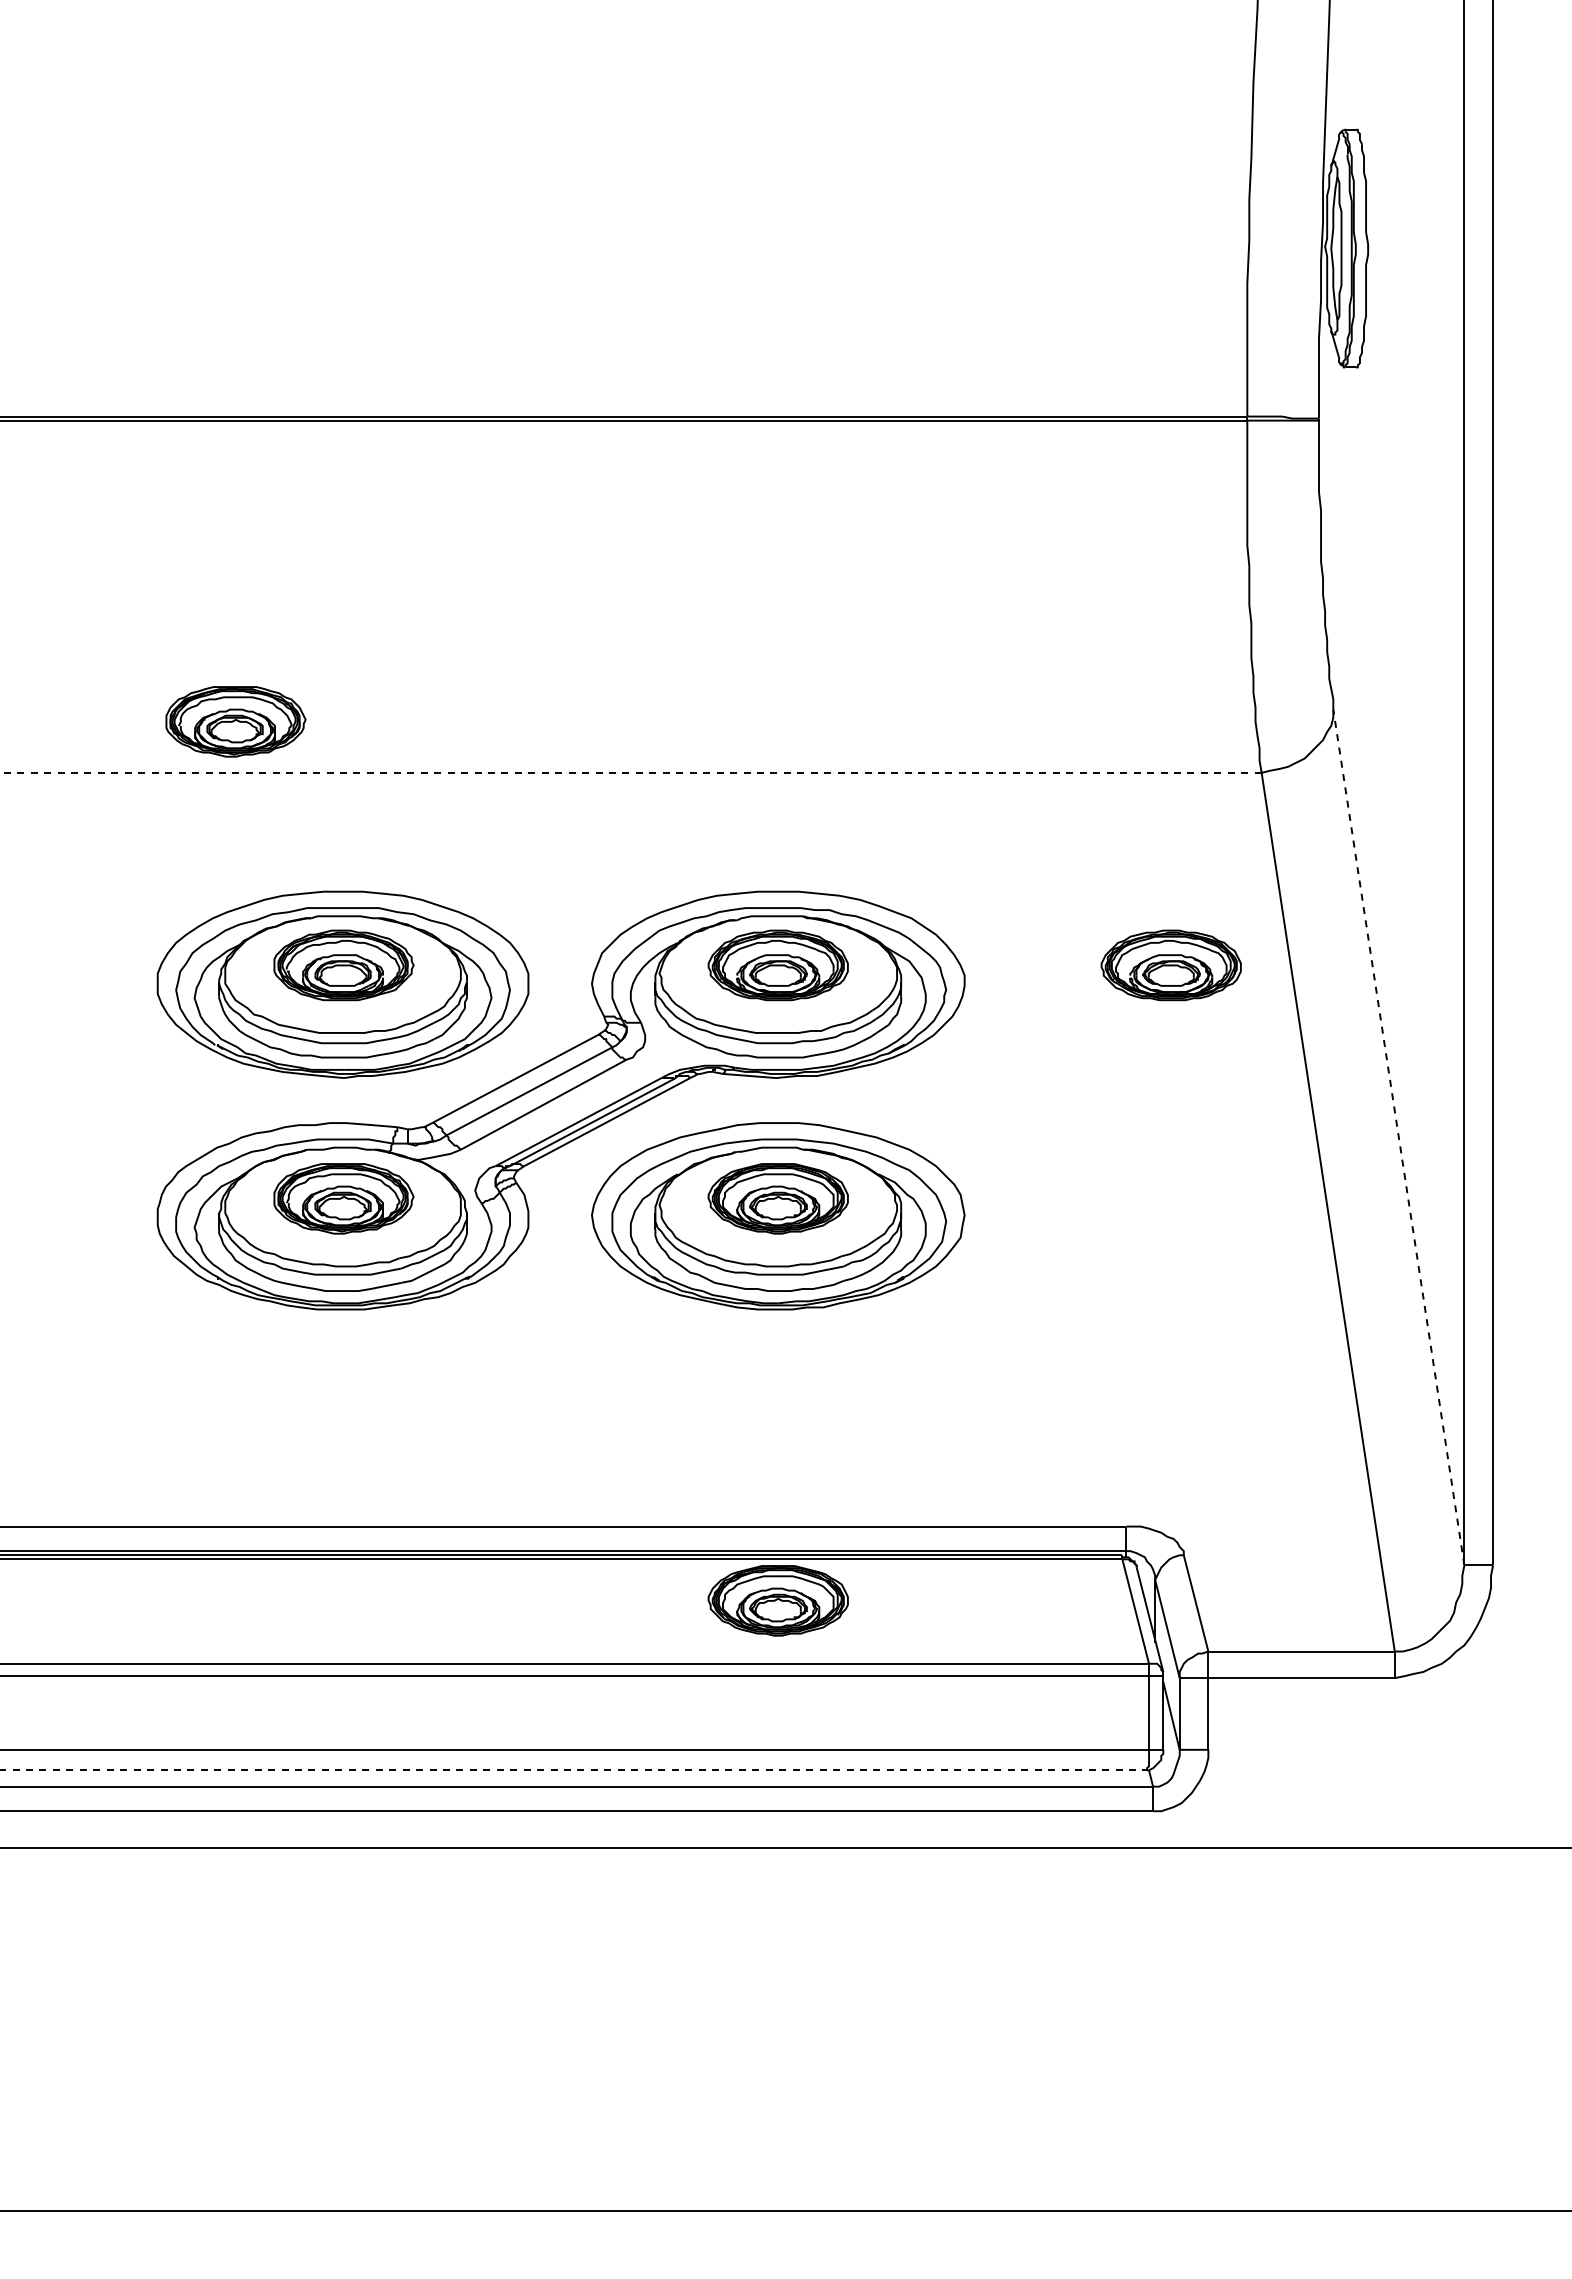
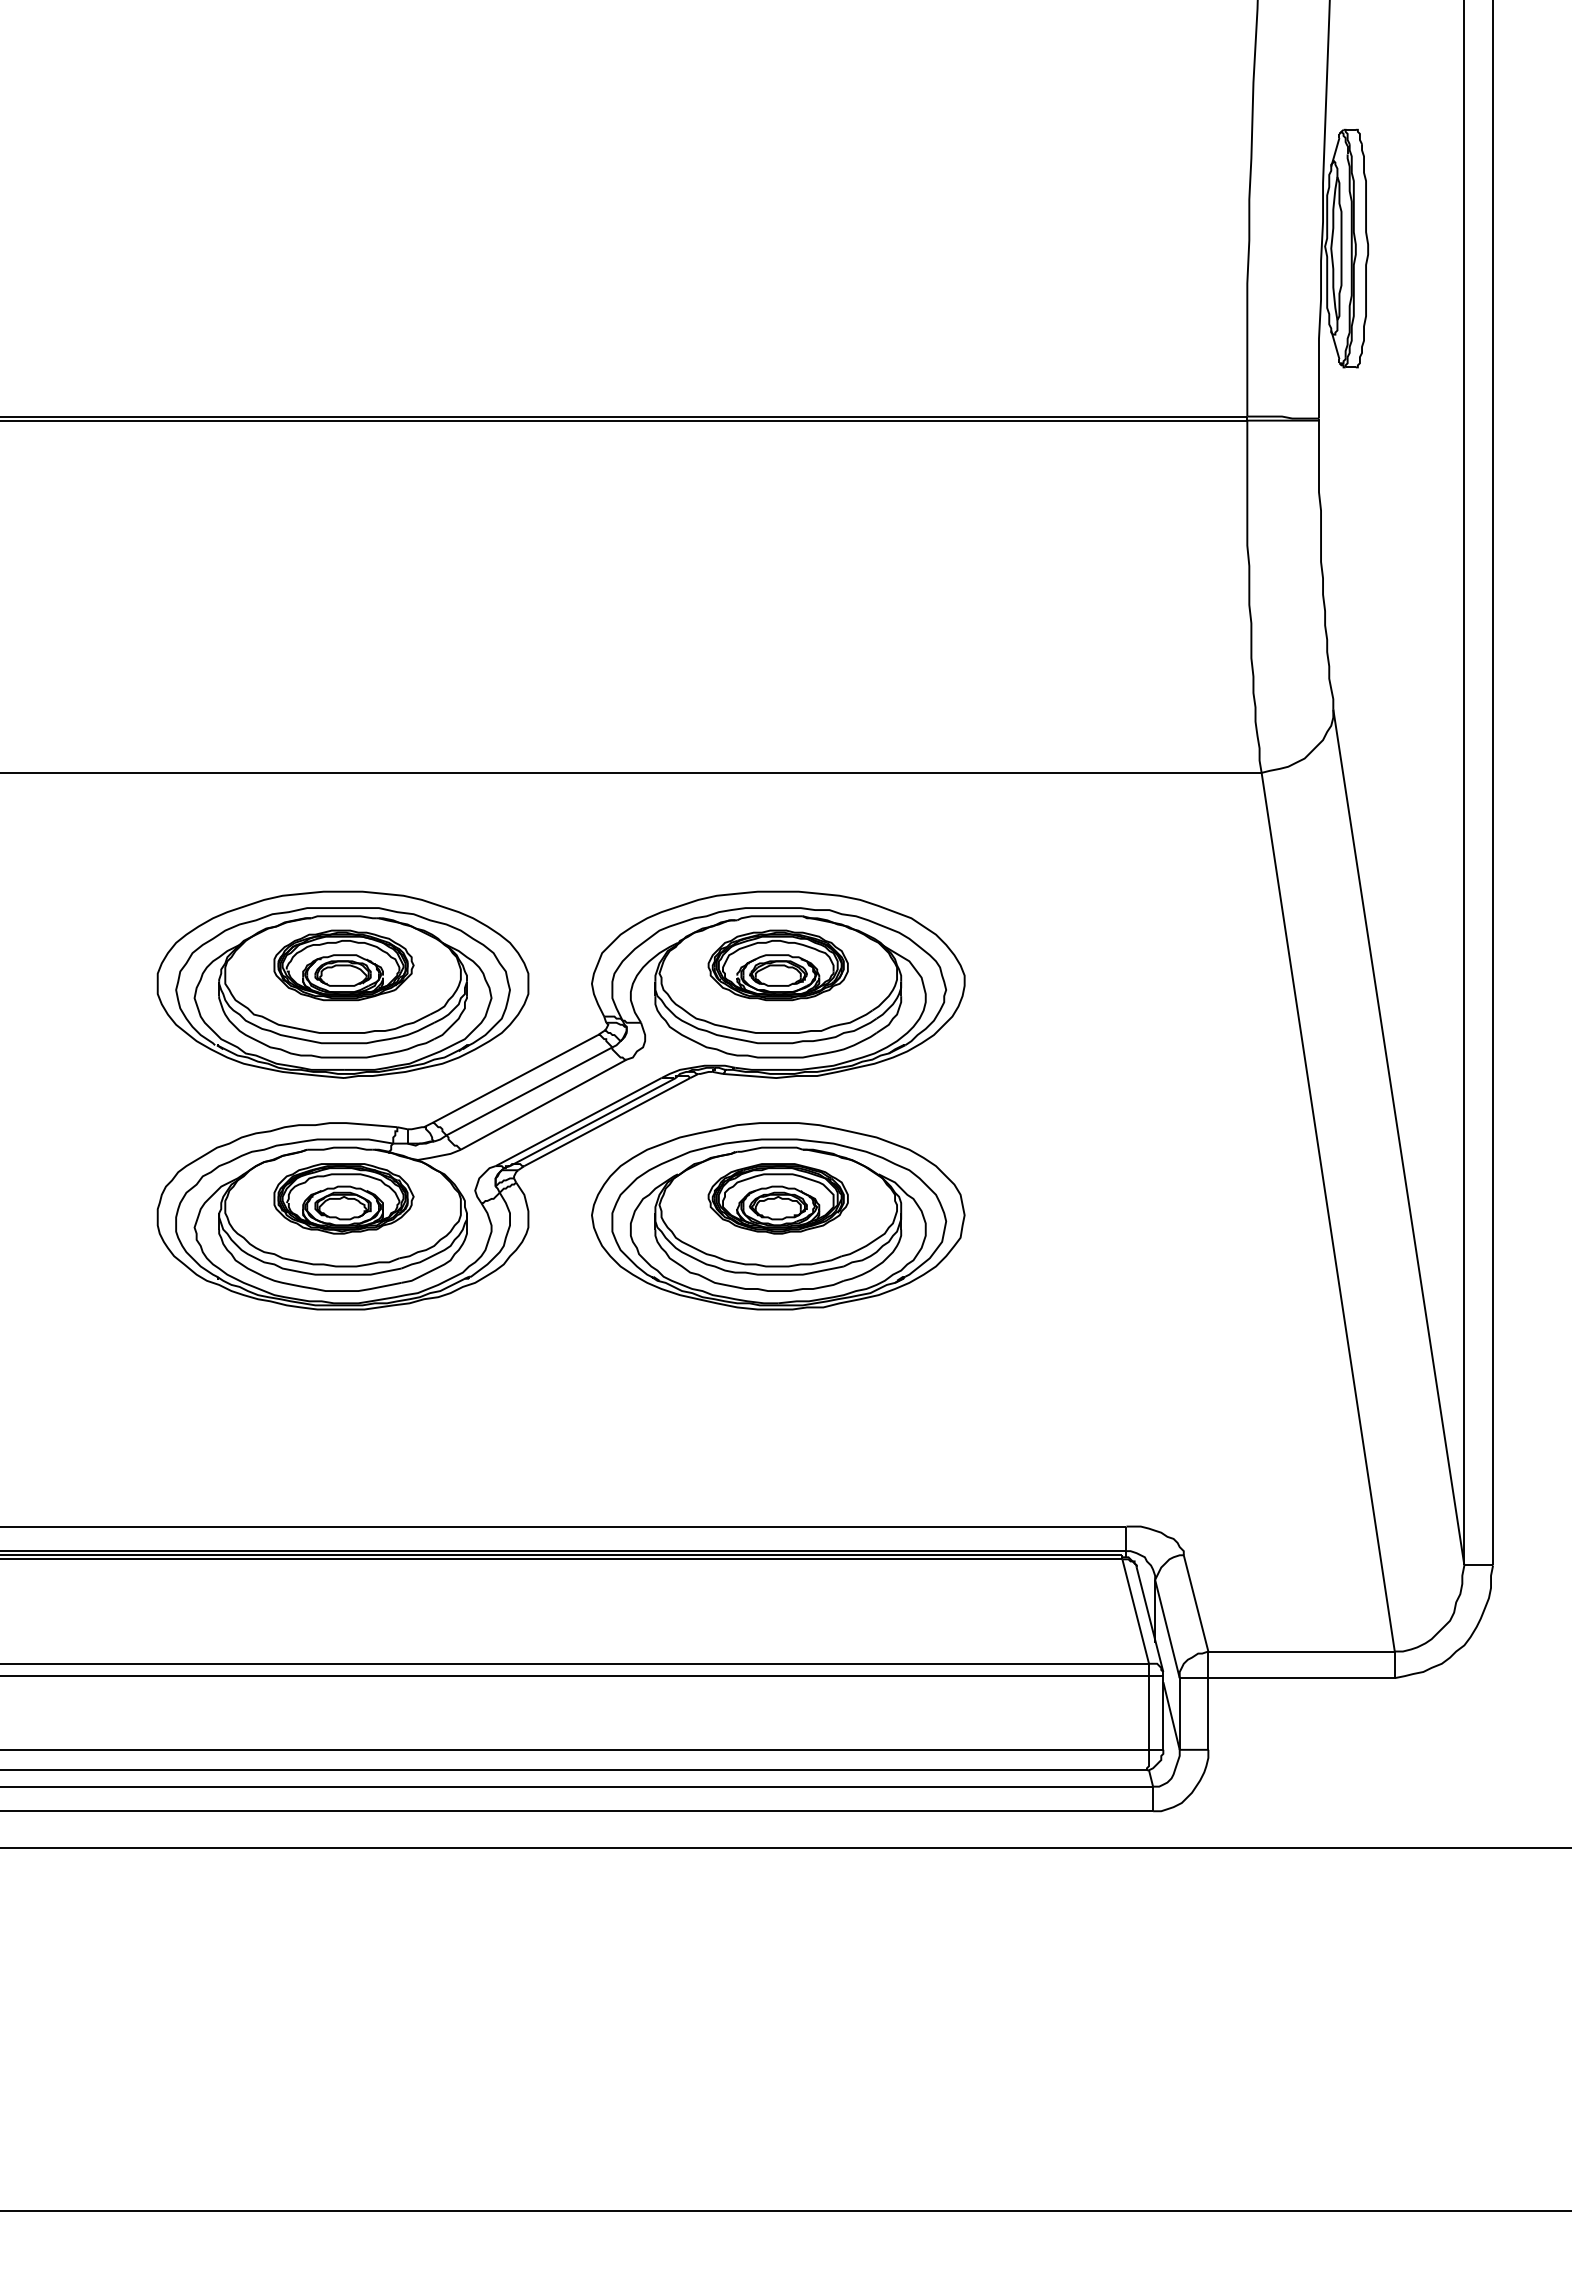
part: present -> none (235, 721)
line: dashed -> solid (630, 772)
part: present -> none (1170, 965)
line: dashed -> solid (1398, 1136)
part: present -> none (777, 1600)
line: dashed -> solid (574, 1770)
